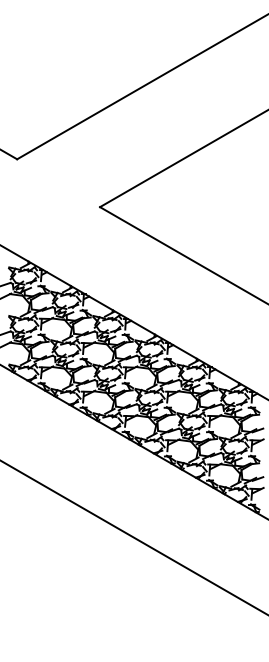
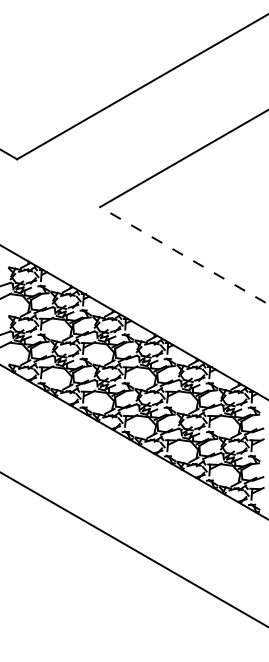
line: solid -> dashed (184, 255)
line position: (133, 537) -> (133, 549) (133, 549)
